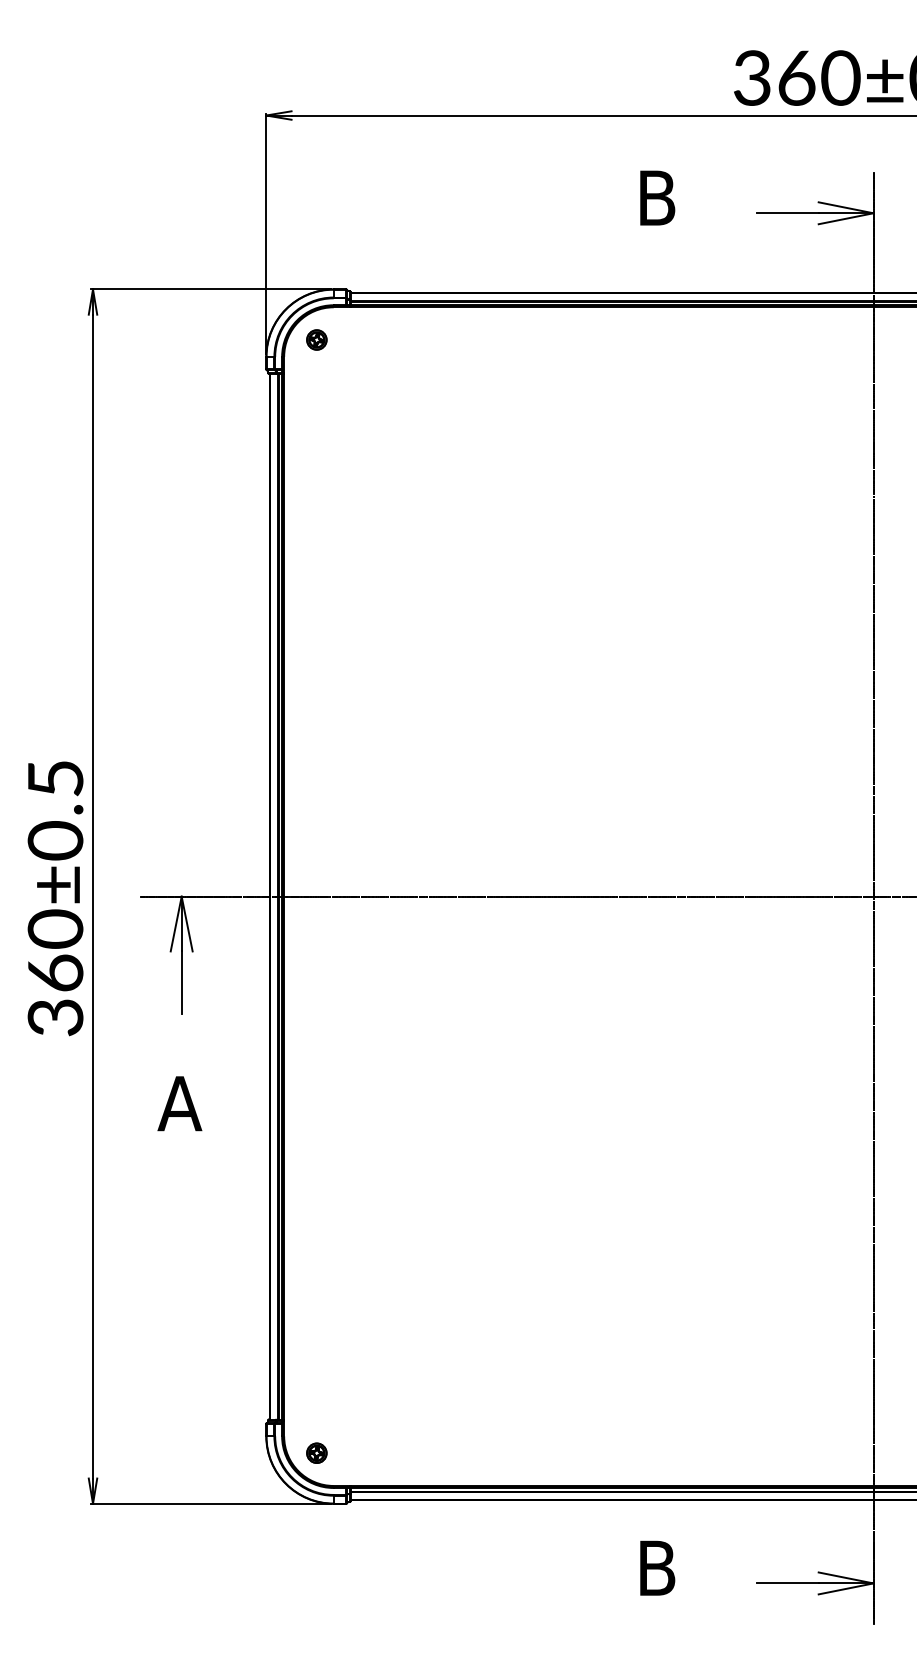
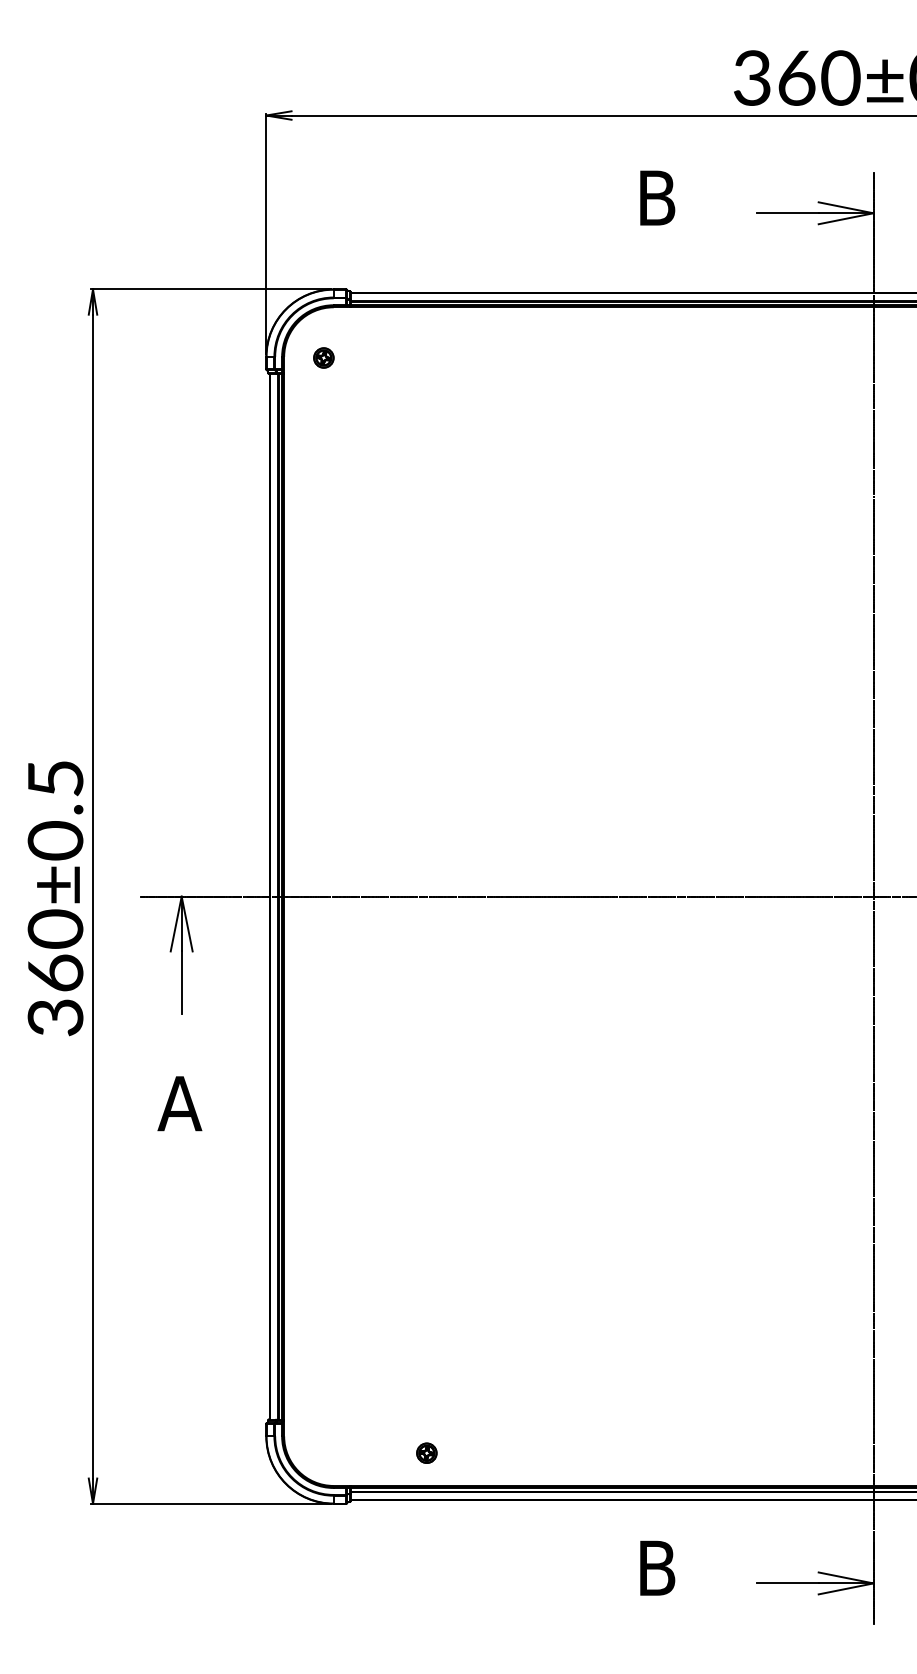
part position: (316, 339) -> (323, 357) (323, 357)
part position: (316, 1452) -> (426, 1452) (426, 1452)
